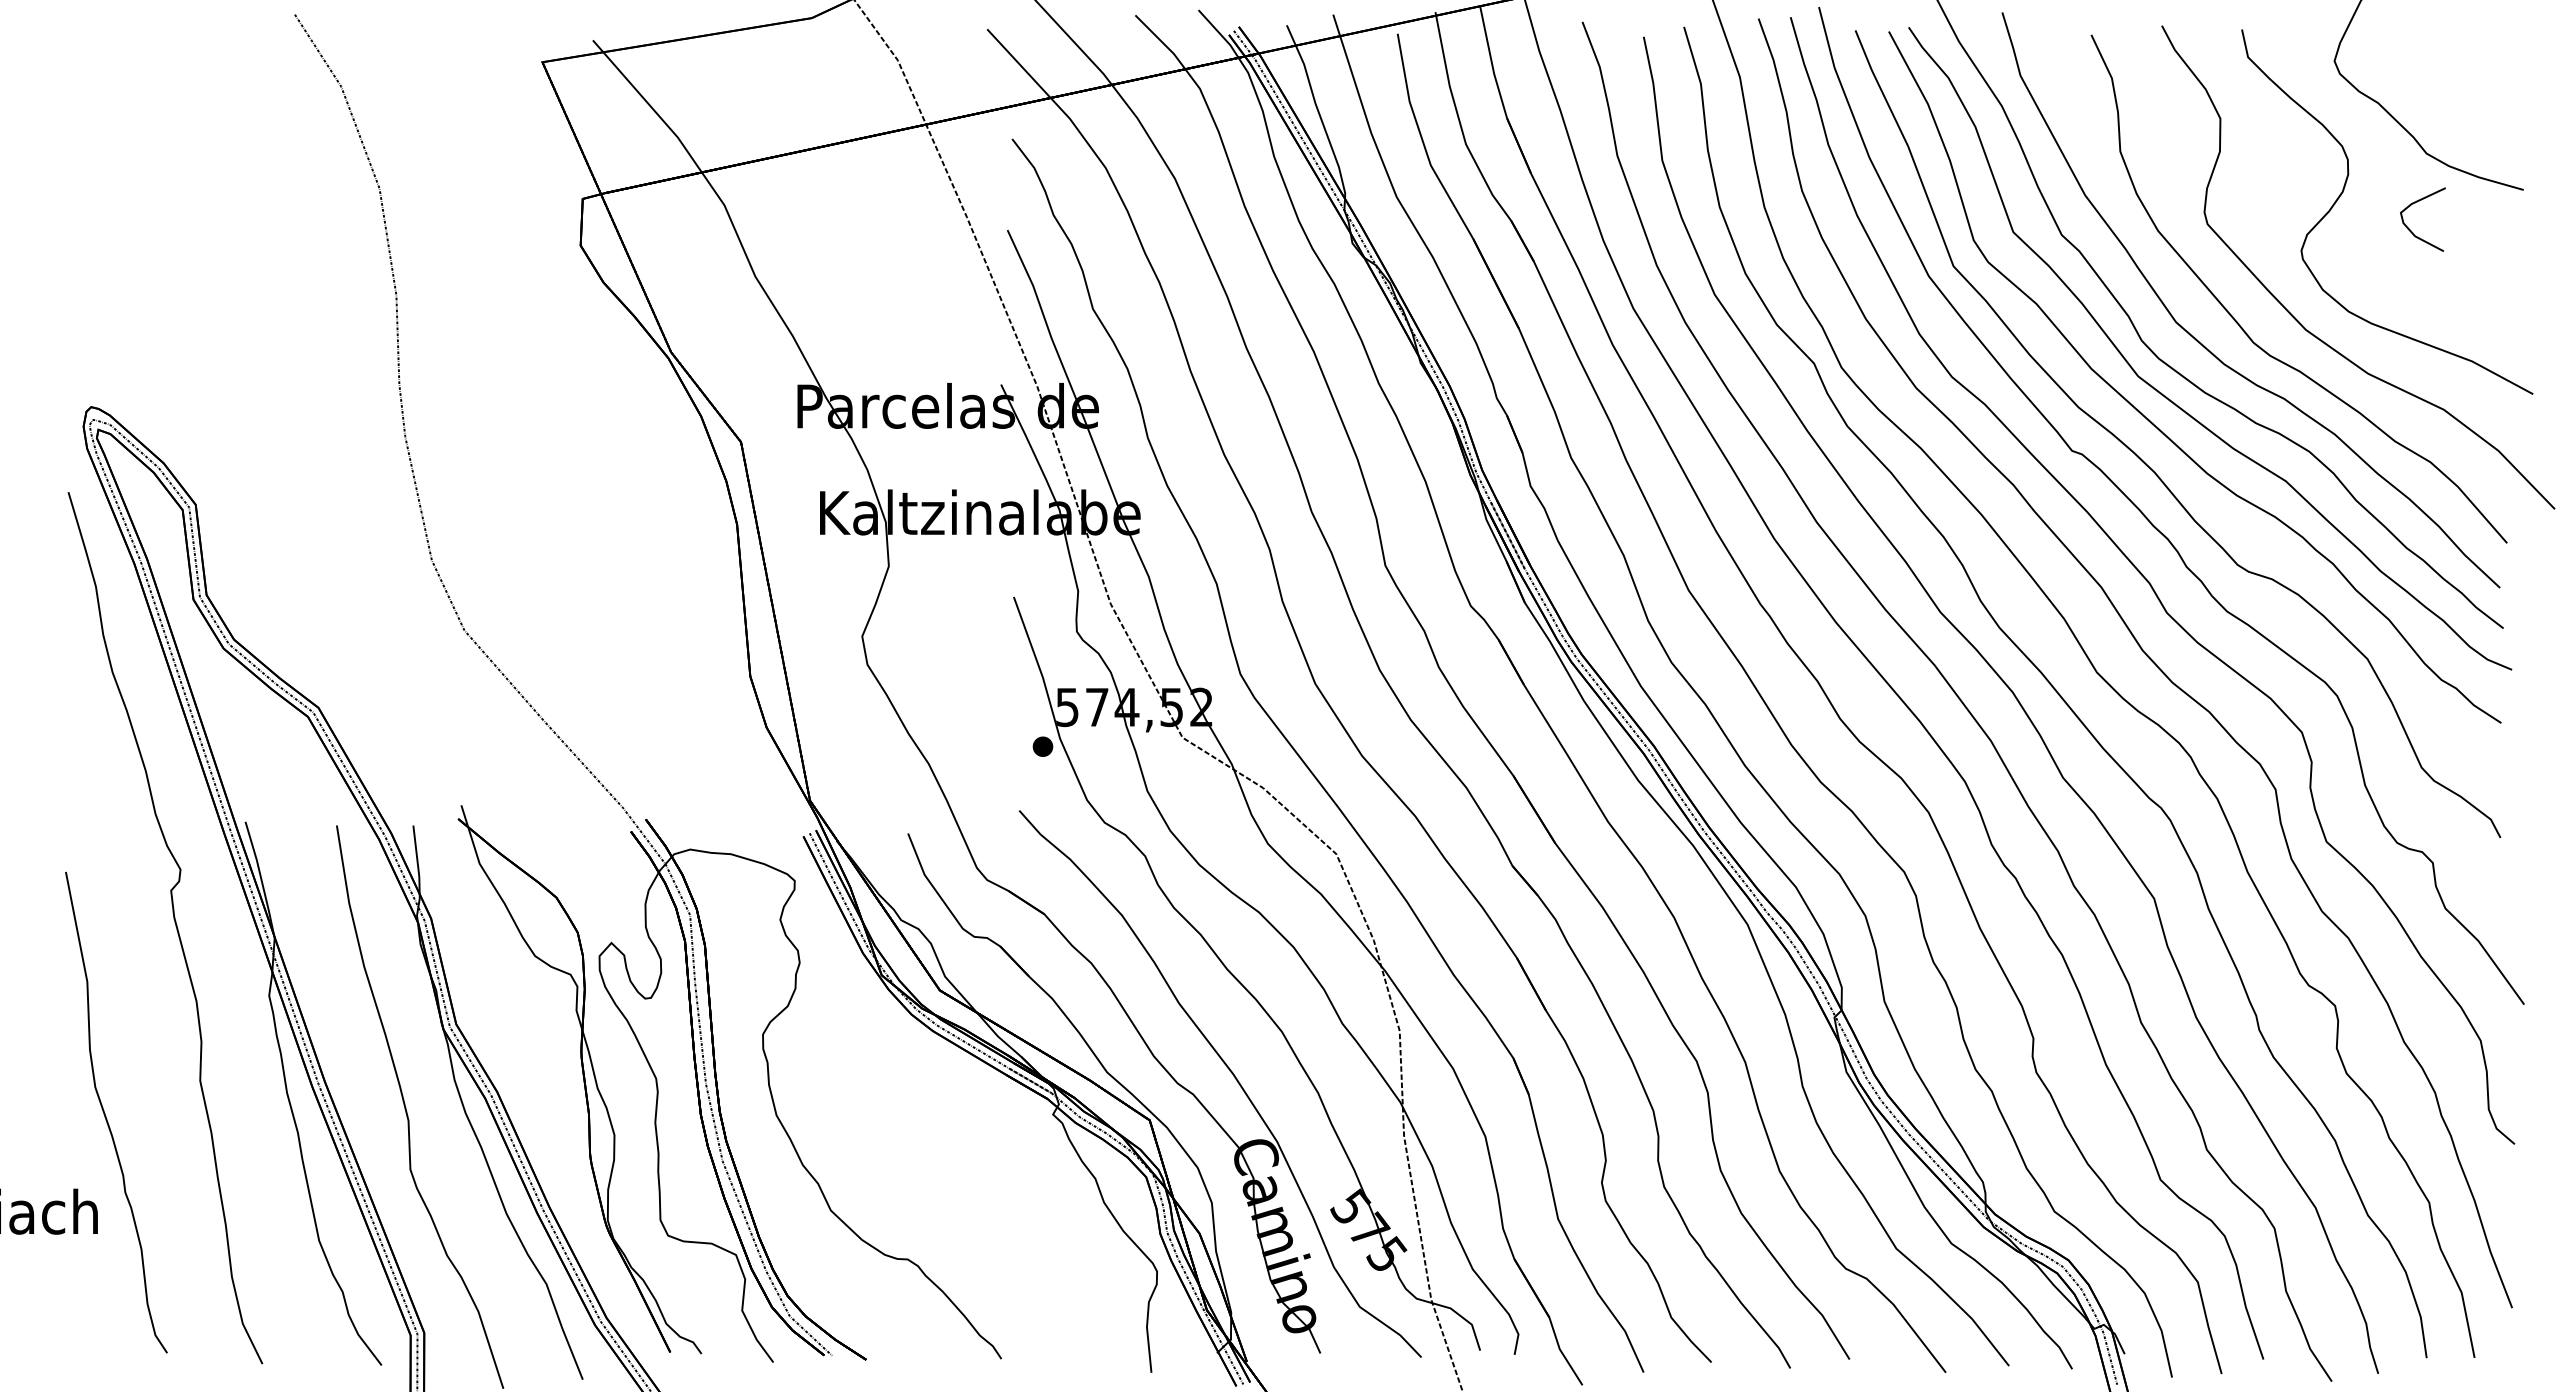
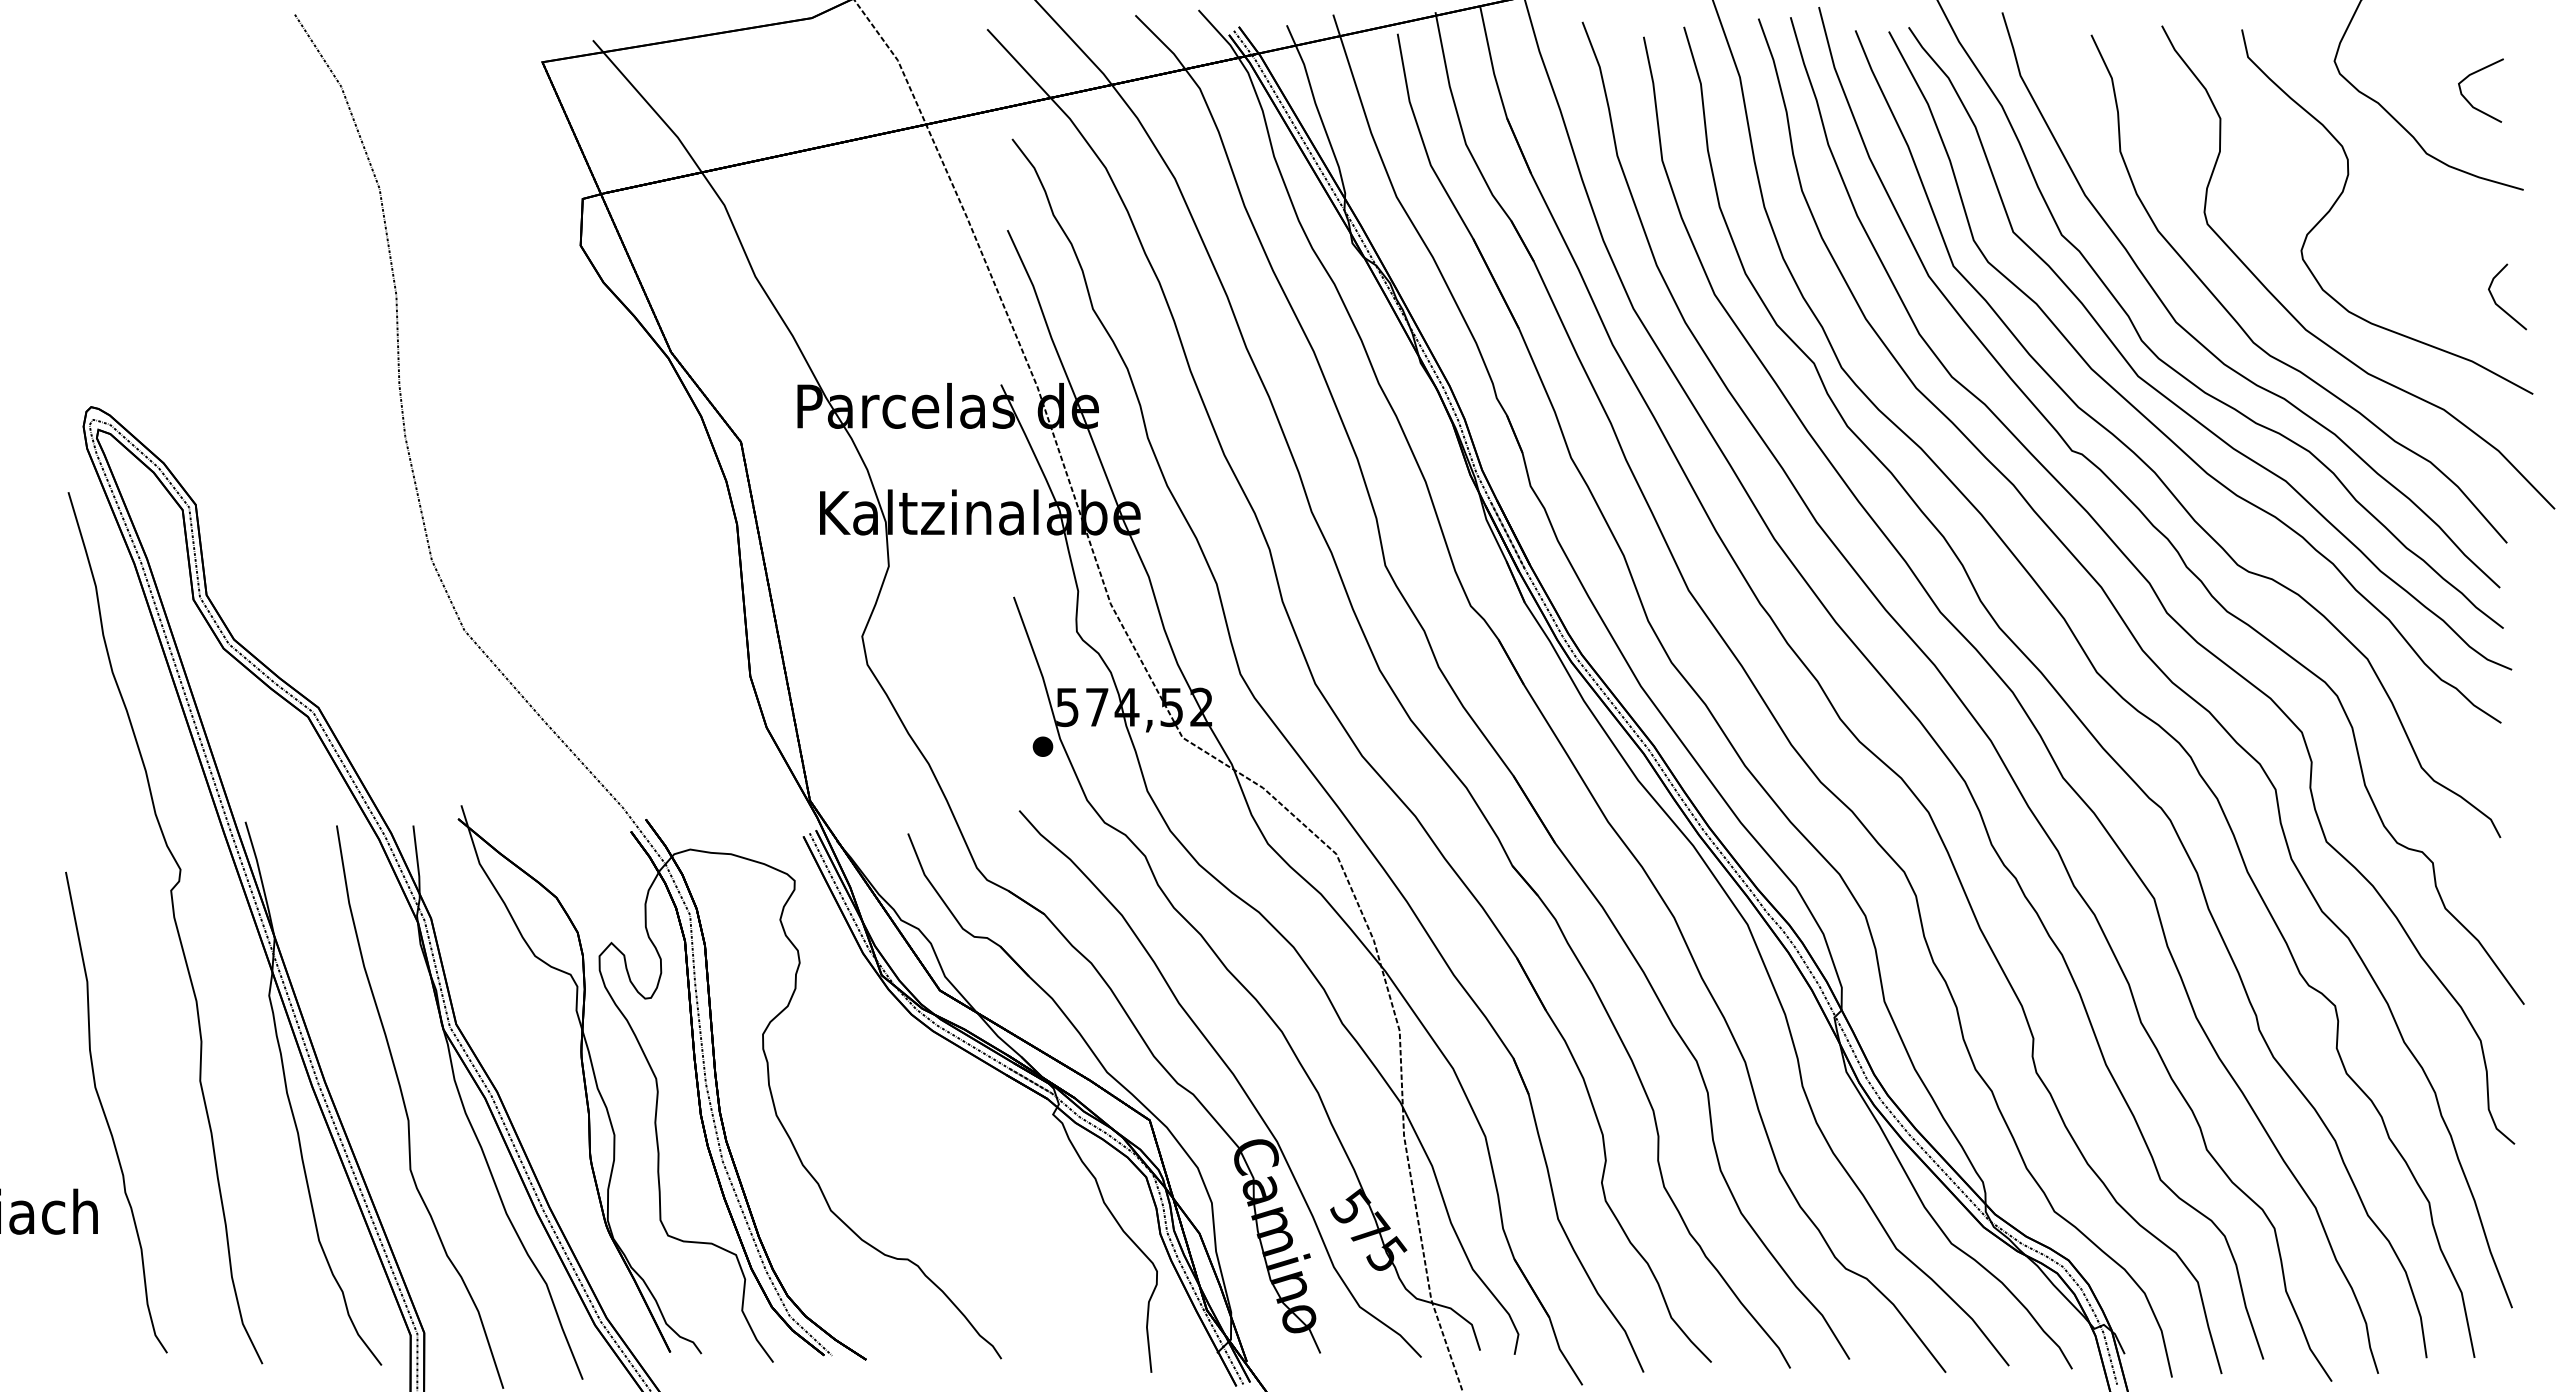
curve position: (2411, 230) -> (2469, 101) (2469, 101)
line: none -> present (2498, 304)
